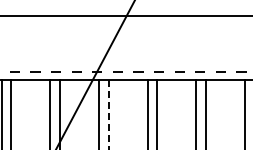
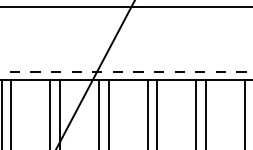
line position: (125, 15) -> (125, 6) (125, 6)
line: dashed -> solid (108, 114)
